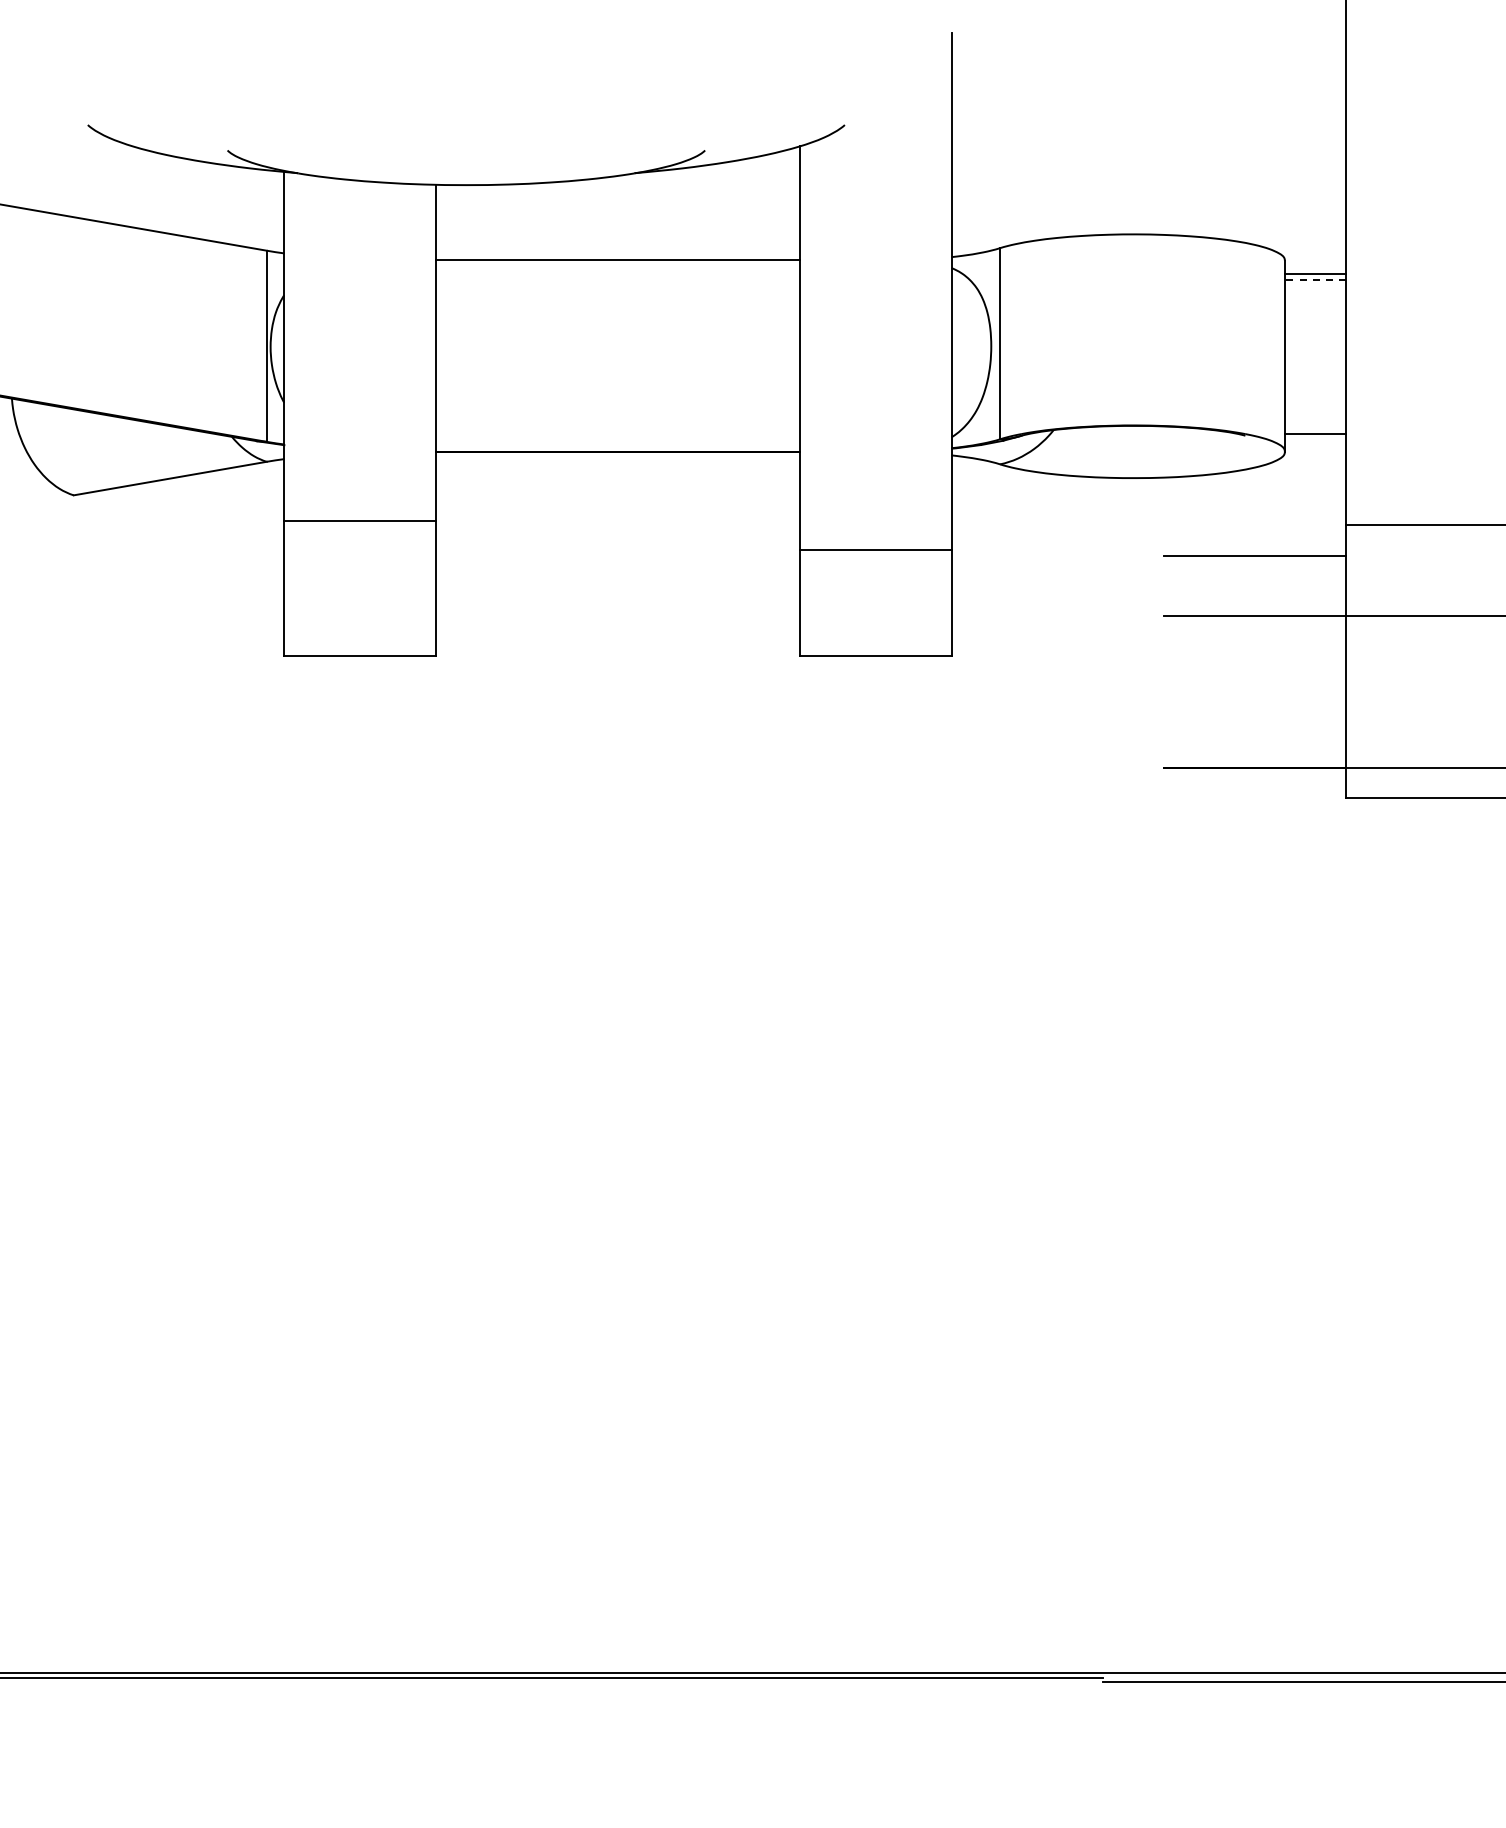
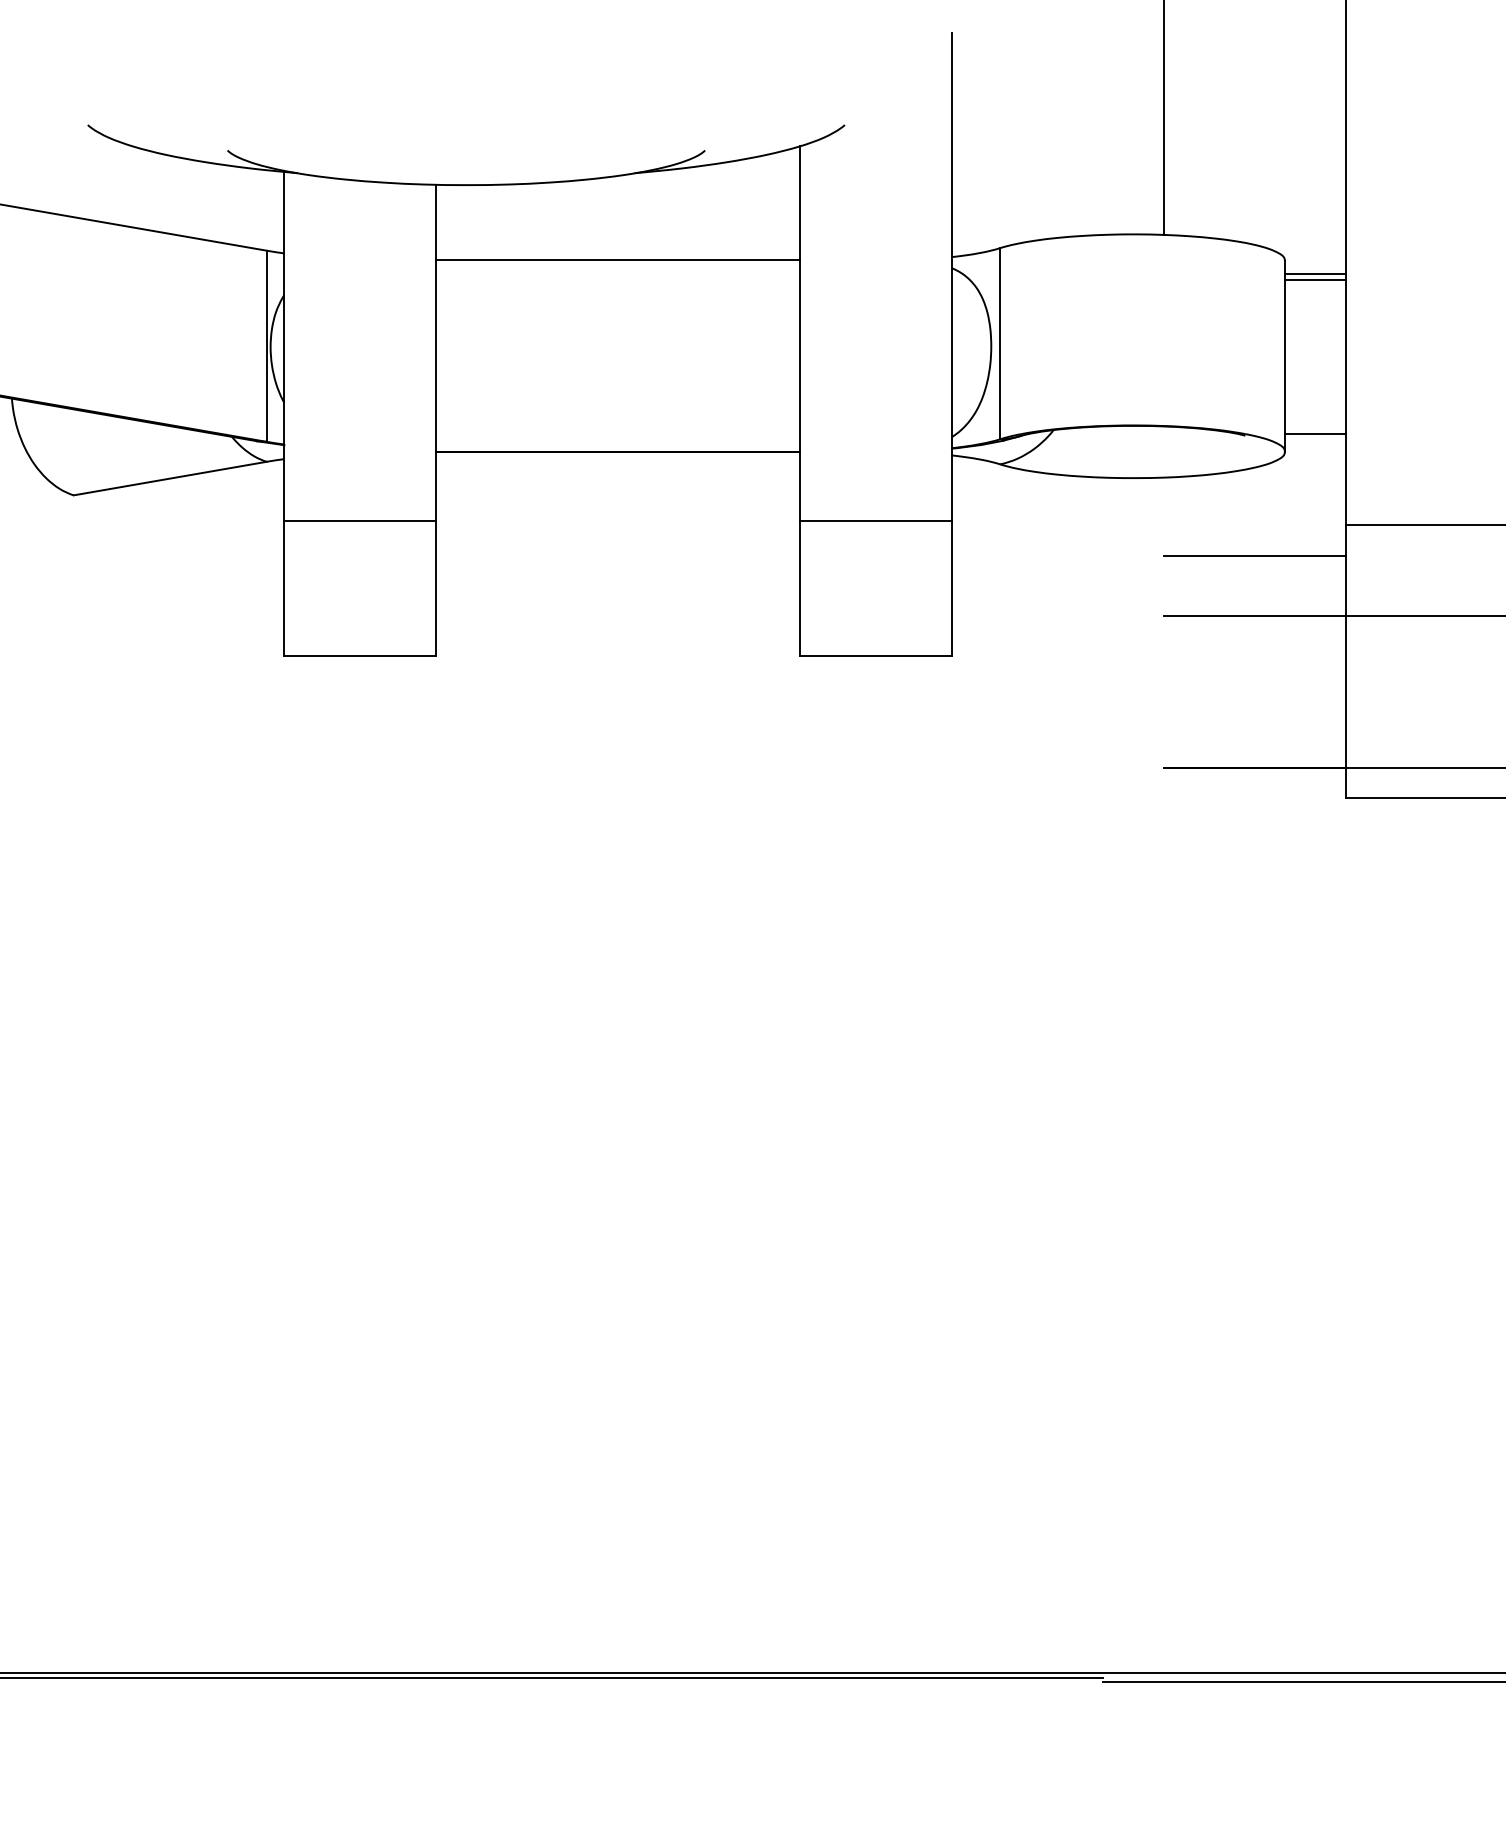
line: none -> present (1163, 118)
line: dashed -> solid (1314, 279)
line position: (875, 549) -> (875, 520) (875, 520)
